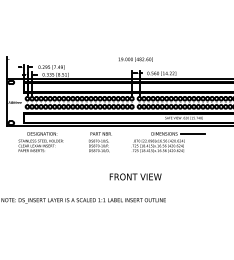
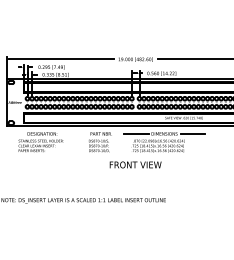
line: none -> present (61, 59)
line: none -> present (194, 59)
line: none -> present (136, 134)
text position: (135, 176) -> (135, 164) (135, 164)
